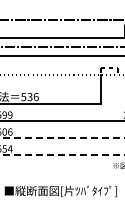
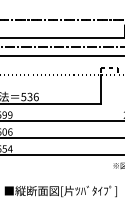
line: dashed -> solid (62, 138)
line: dashed -> solid (62, 155)
